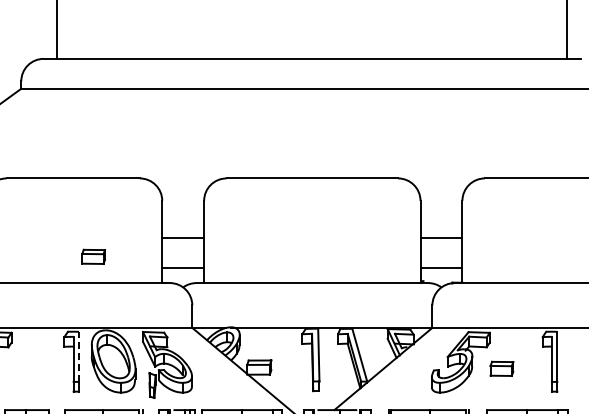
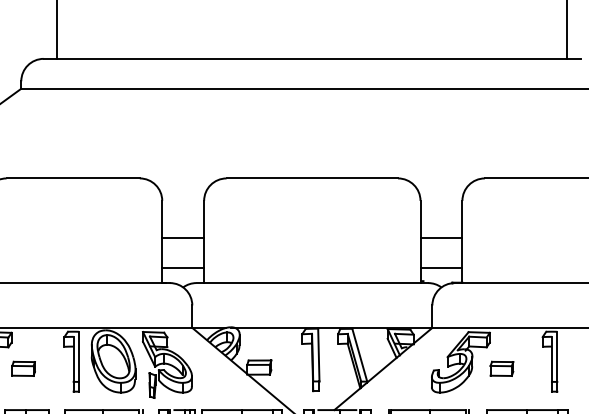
part position: (93, 256) -> (23, 368) (23, 368)
line: dashed -> solid (79, 356)
